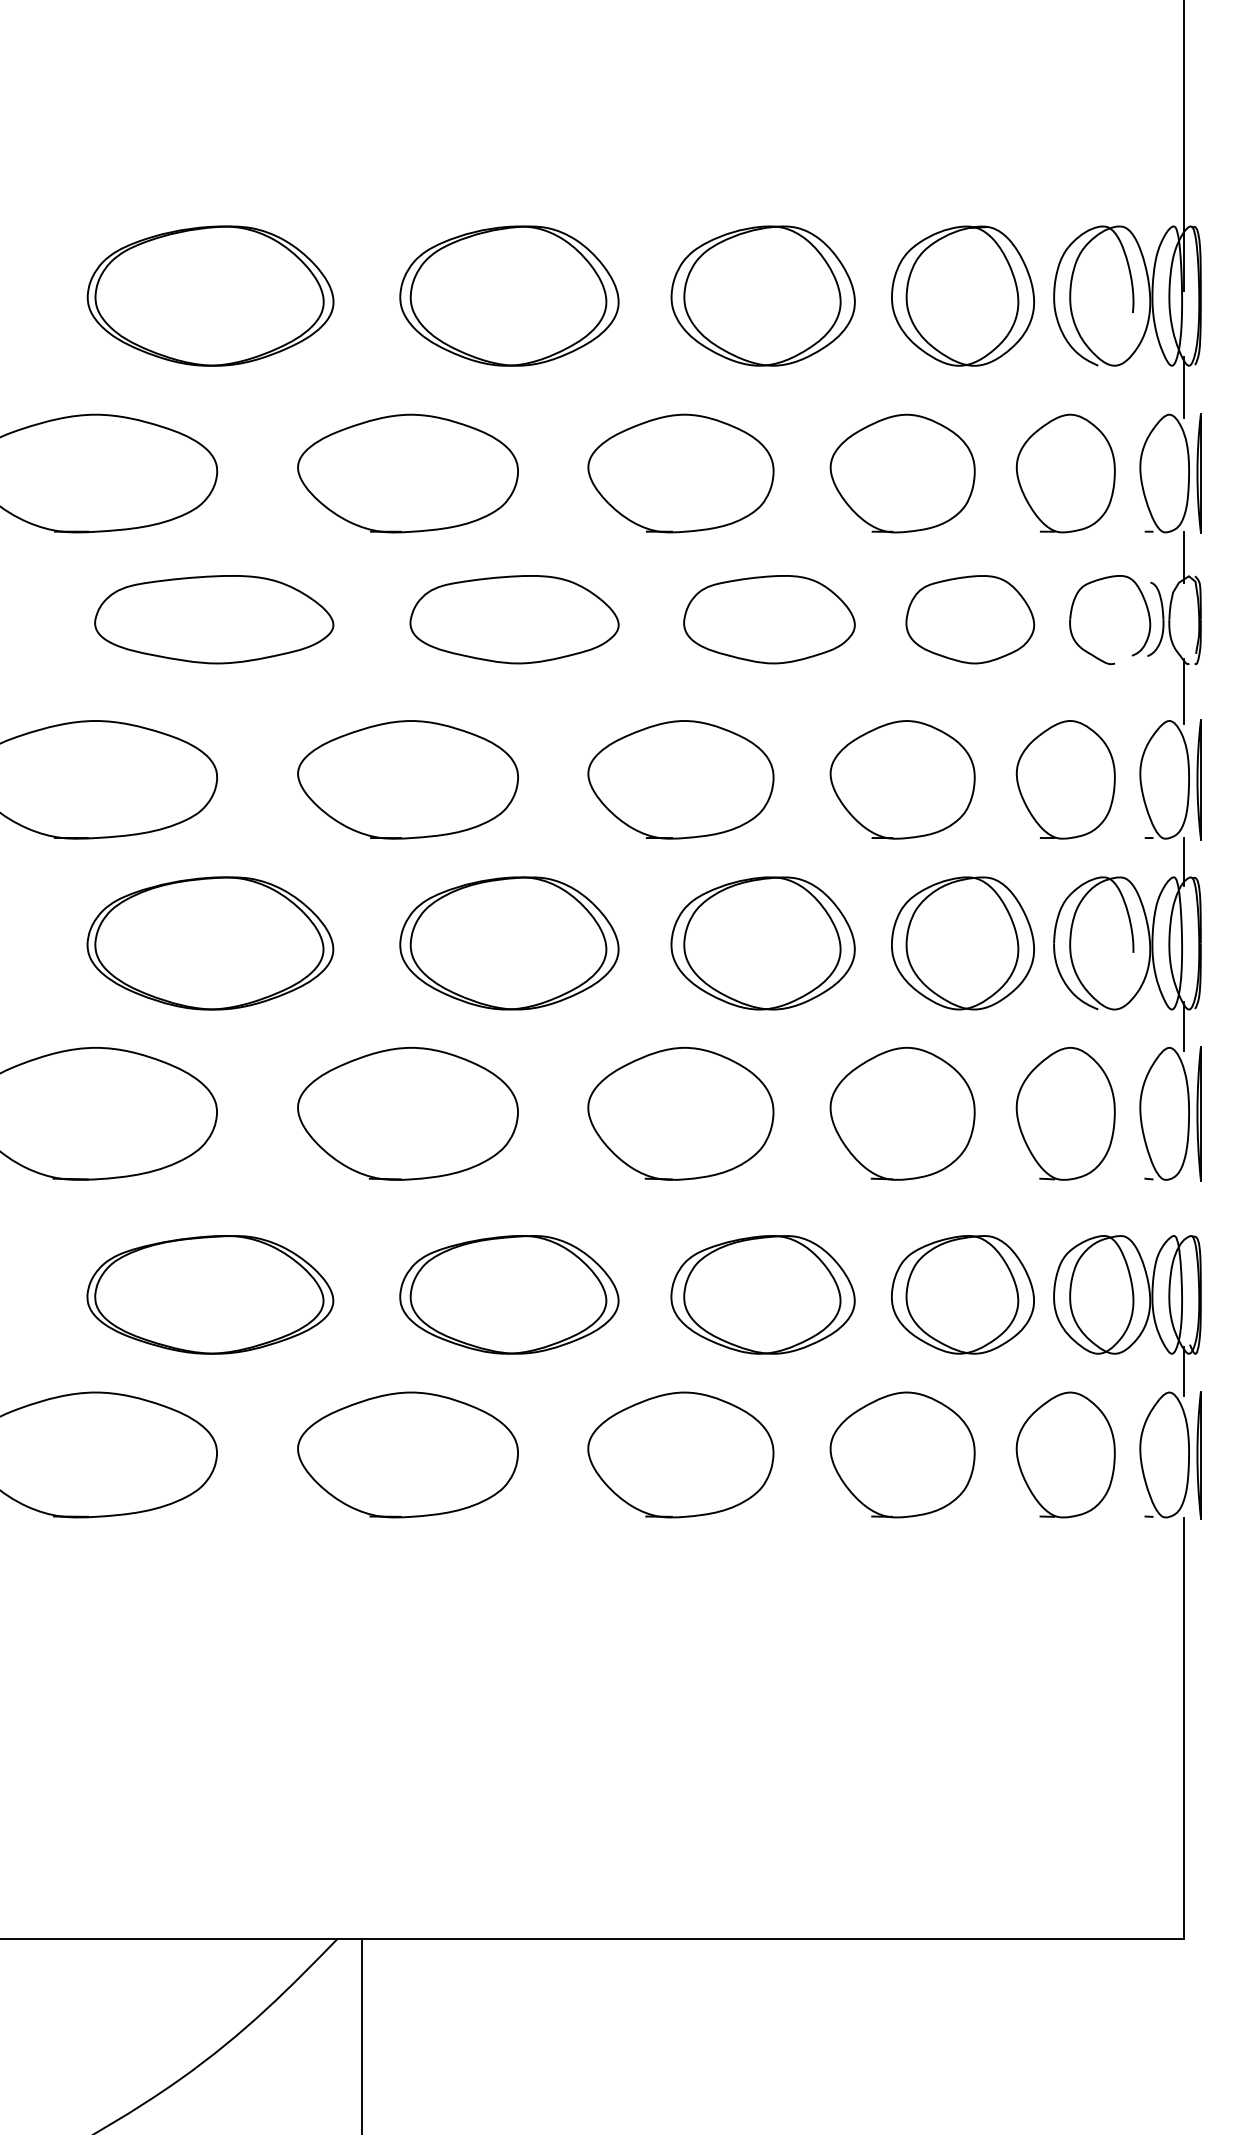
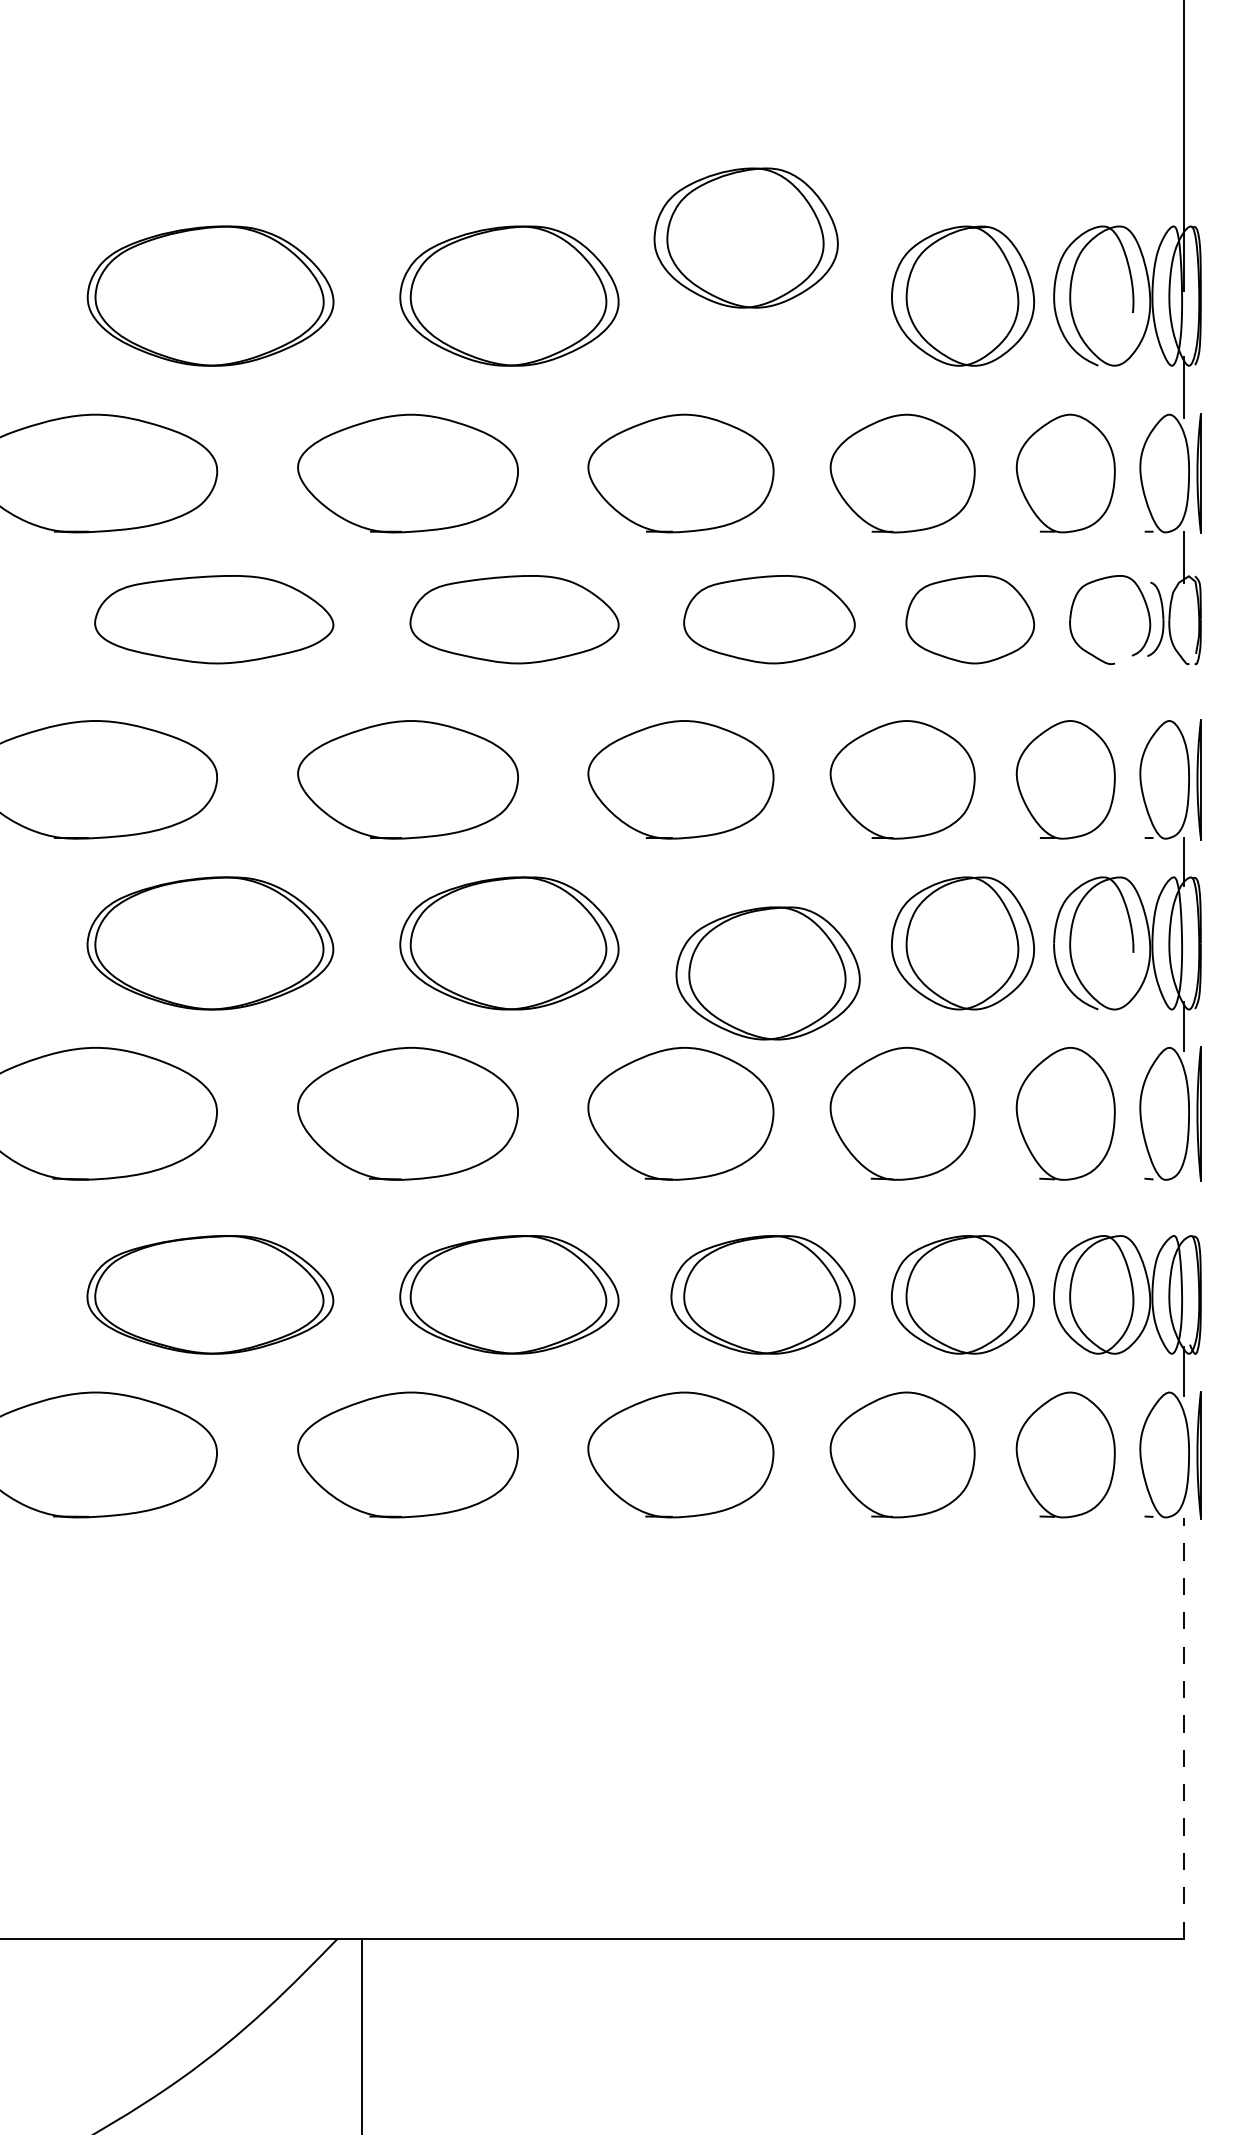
part position: (762, 295) -> (745, 237) (745, 237)
line: present -> none (1183, 690)
part position: (762, 943) -> (767, 973) (767, 973)
line: solid -> dashed (1183, 1727)
